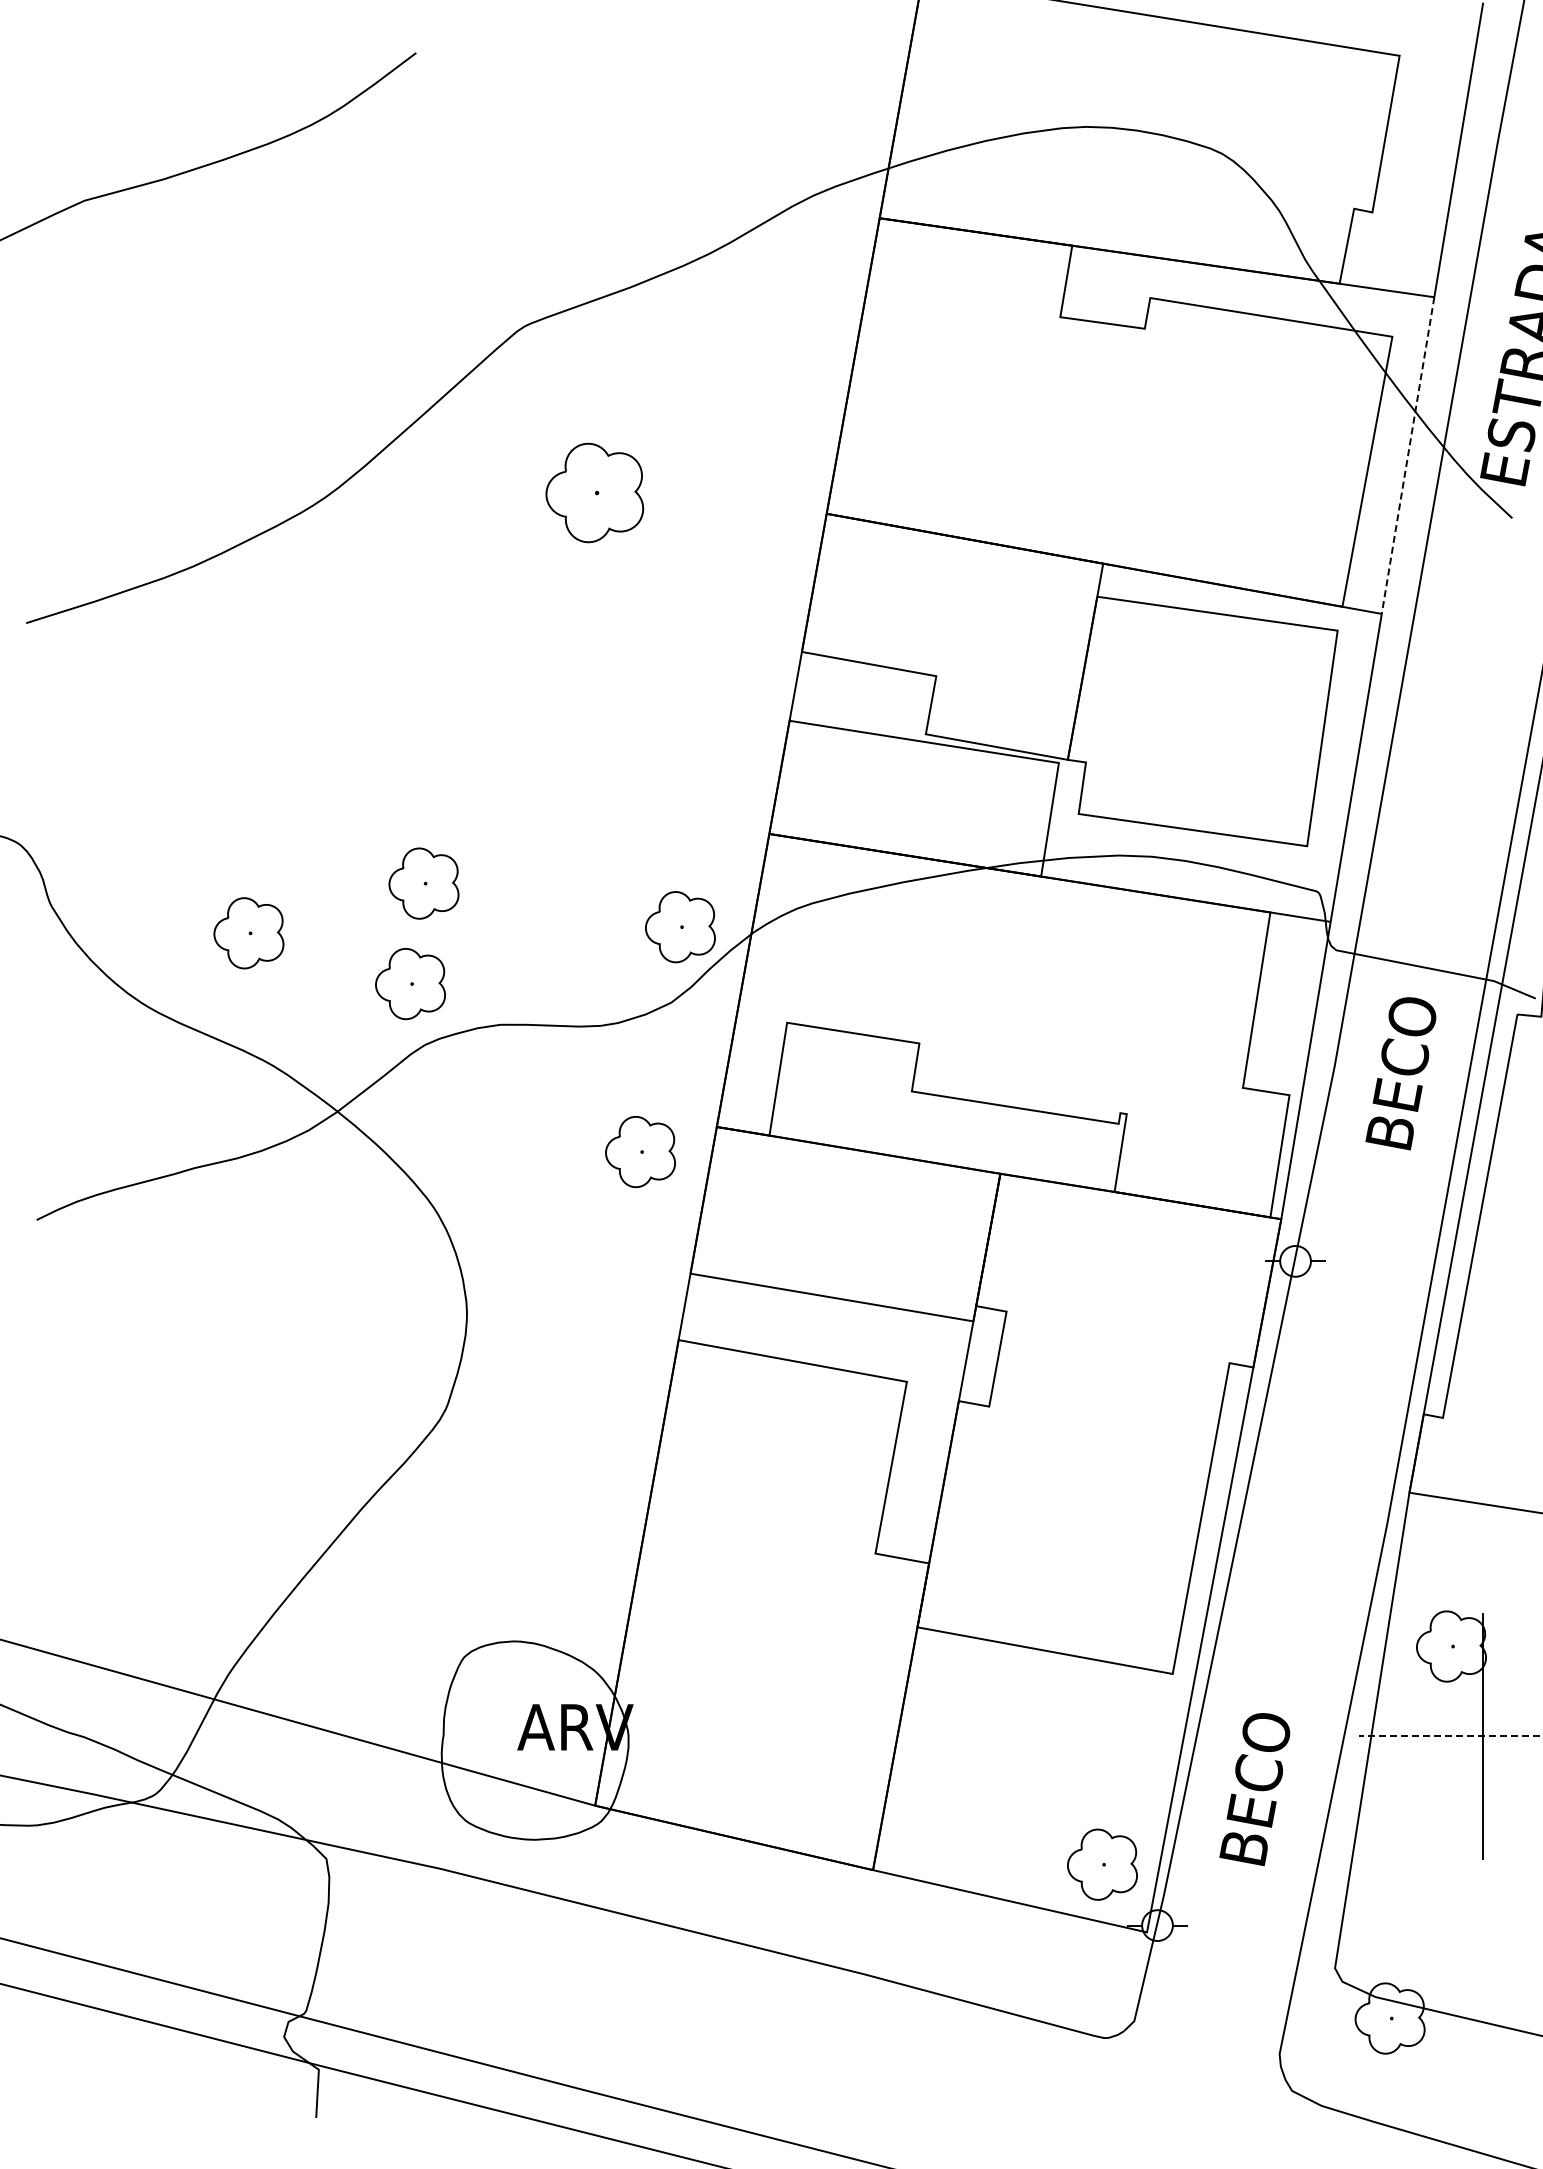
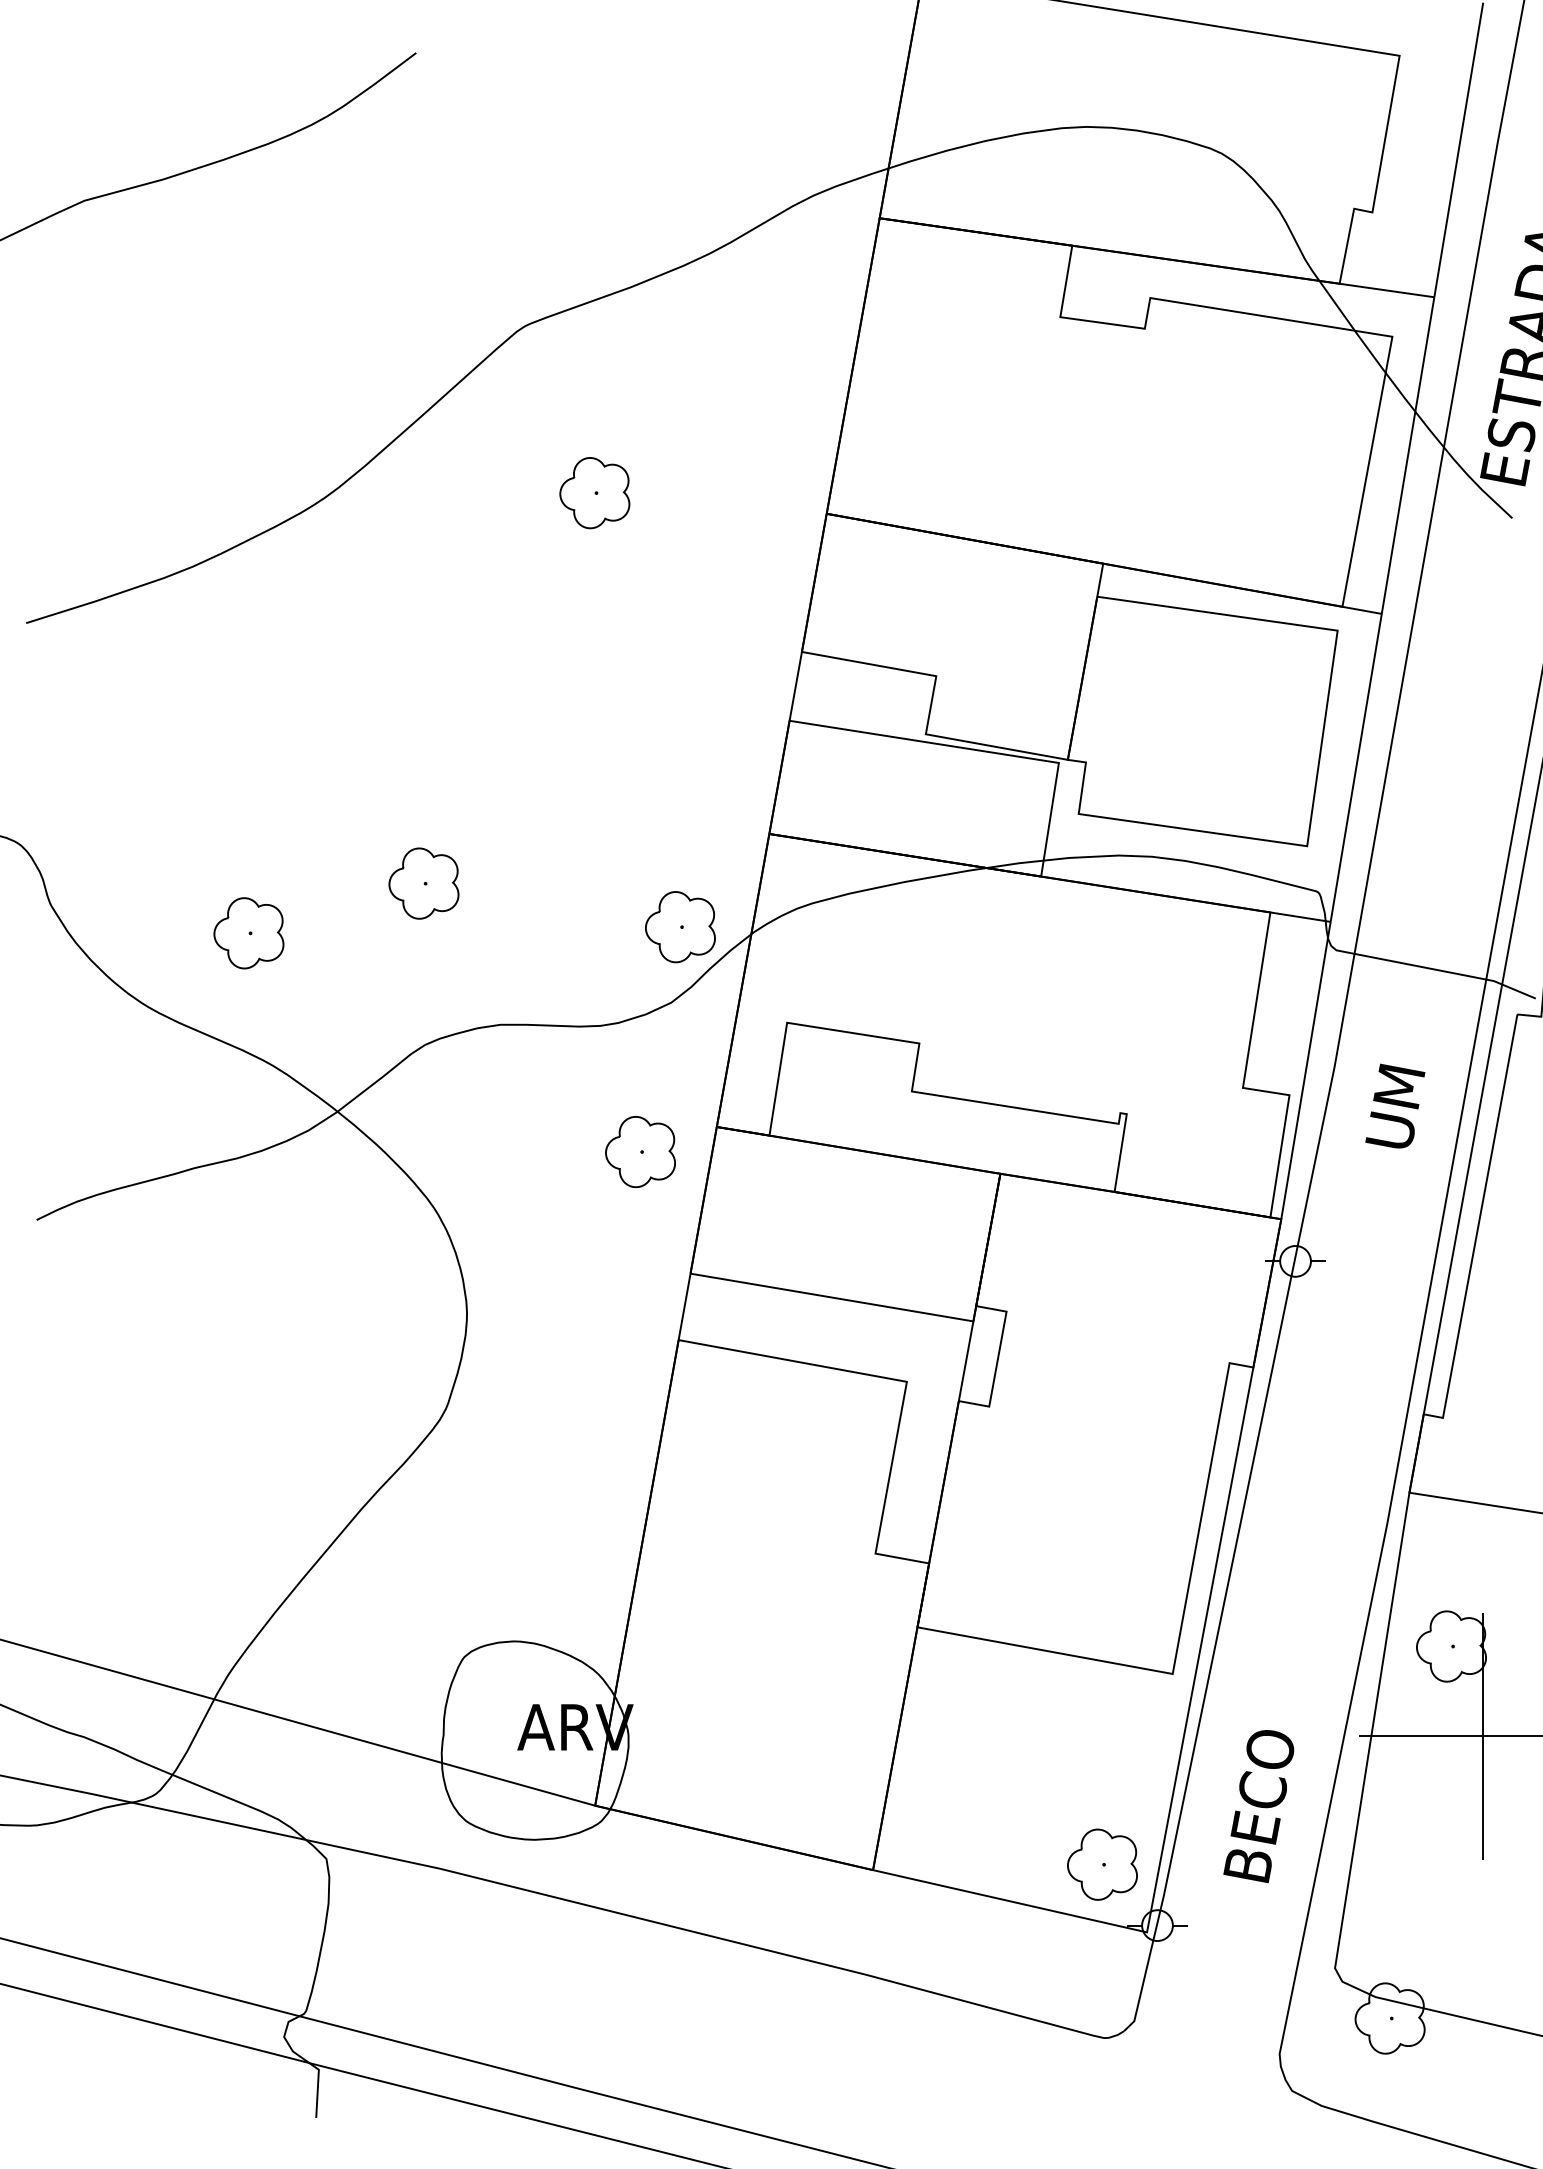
line: dashed -> solid (1407, 456)
part size: 100x102 px -> 72x73 px (594, 493)
part: present -> none (410, 984)
text: BECO -> UM (1400, 1073)
line: dashed -> solid (1451, 1736)
text position: (1254, 1789) -> (1258, 1806) (1258, 1806)
